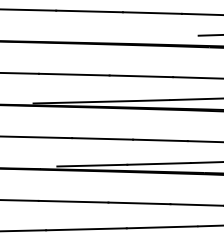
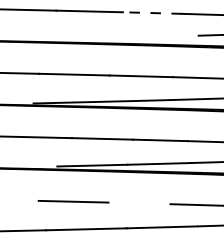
line: solid -> dashed (152, 13)
line: present -> none (20, 200)
line: present -> none (139, 203)
